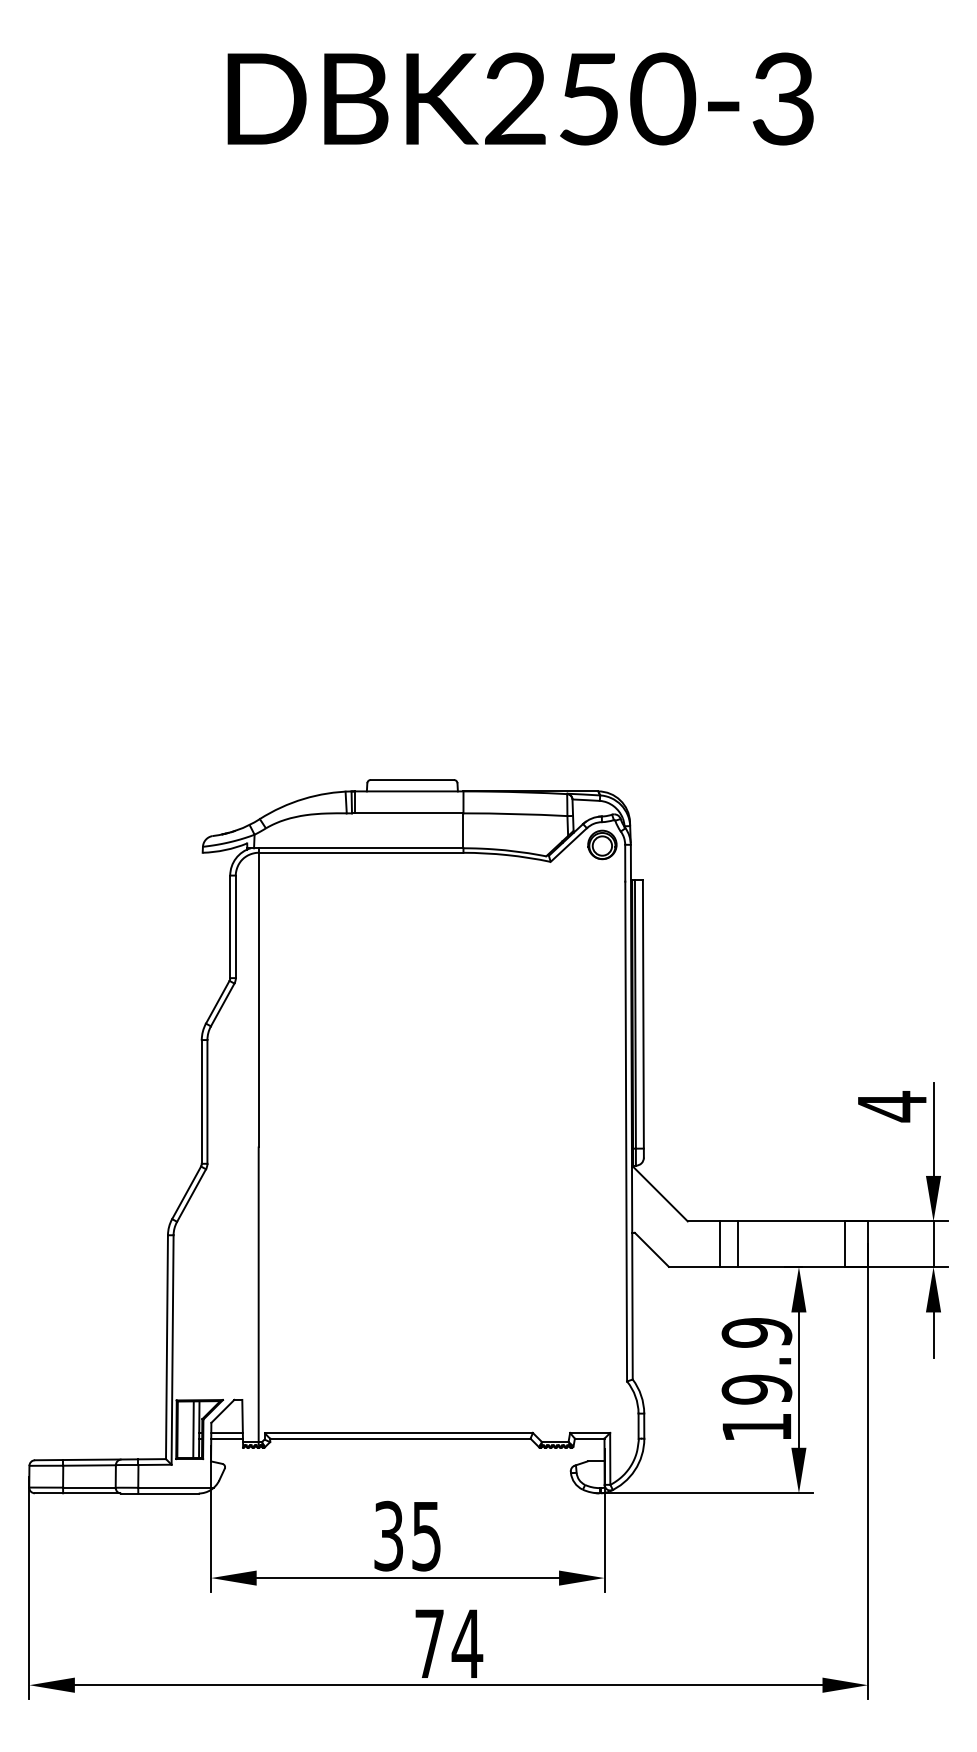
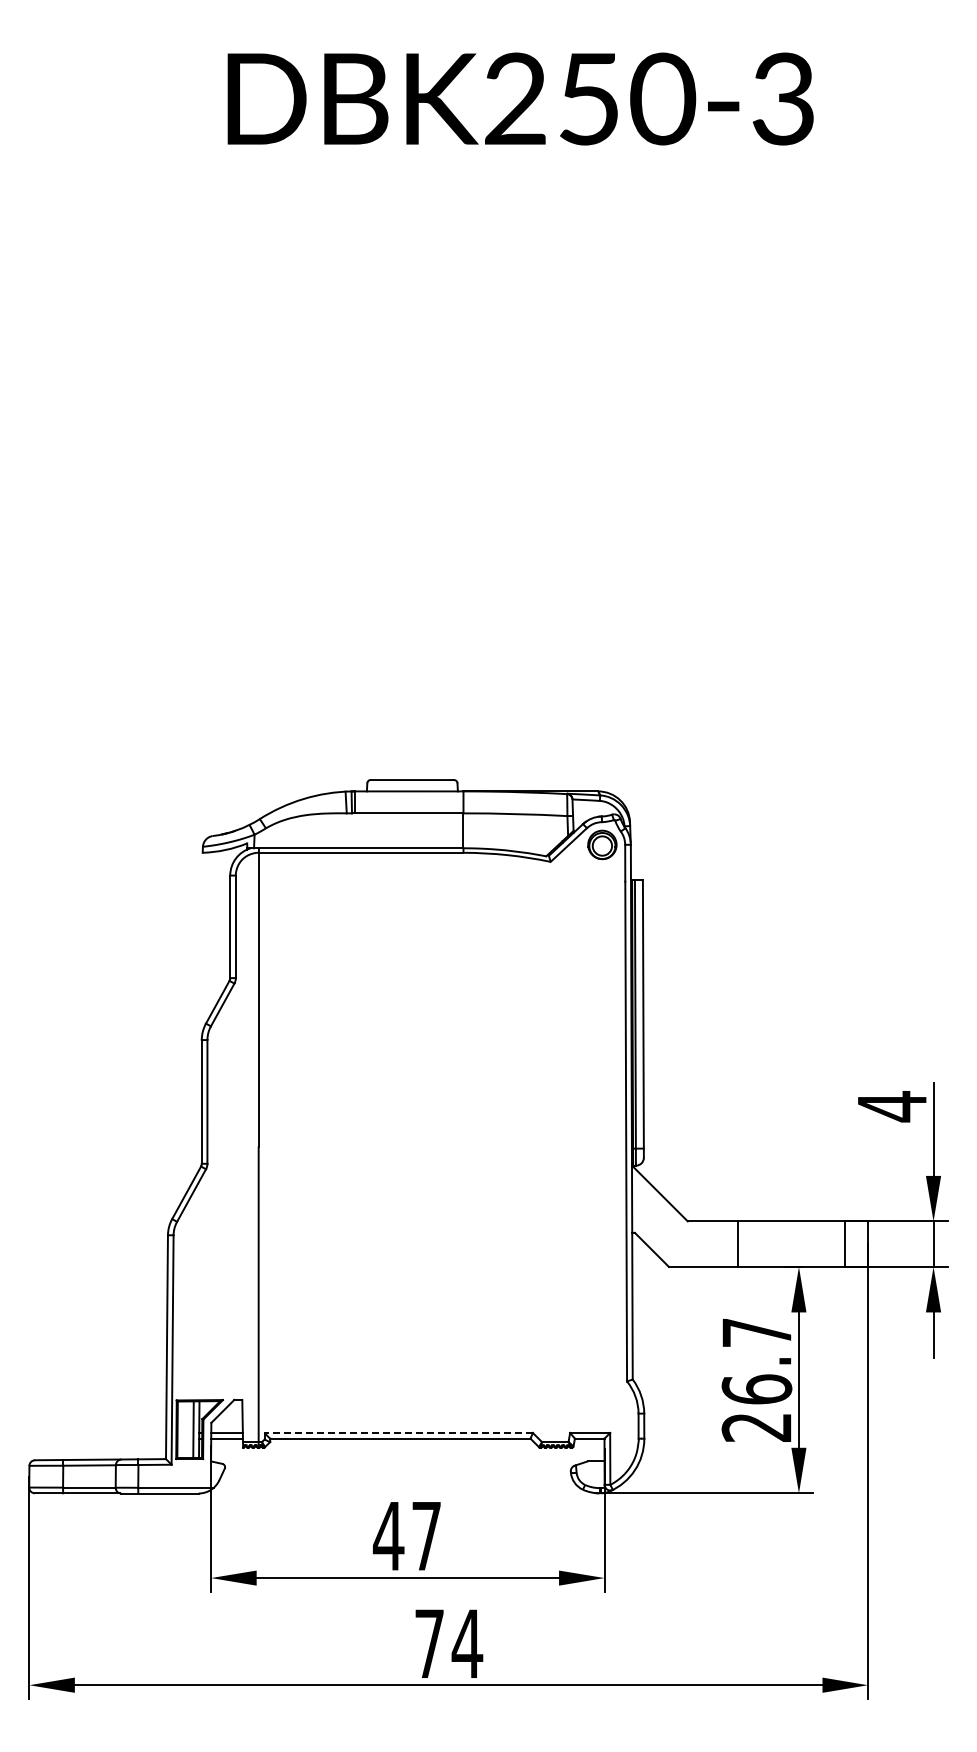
line: present -> none (720, 1243)
text: 19.9 -> 26.7 (756, 1379)
line: solid -> dashed (398, 1432)
text: 35 -> 47 (406, 1535)
